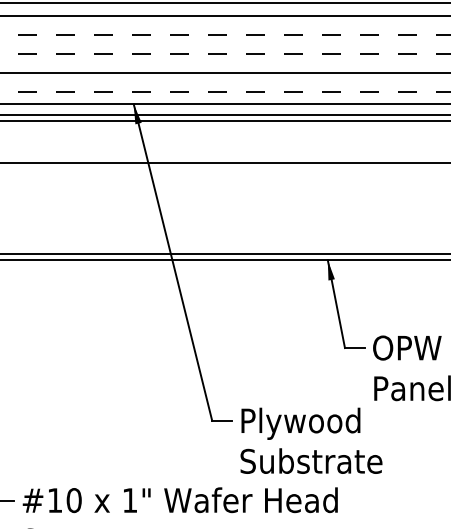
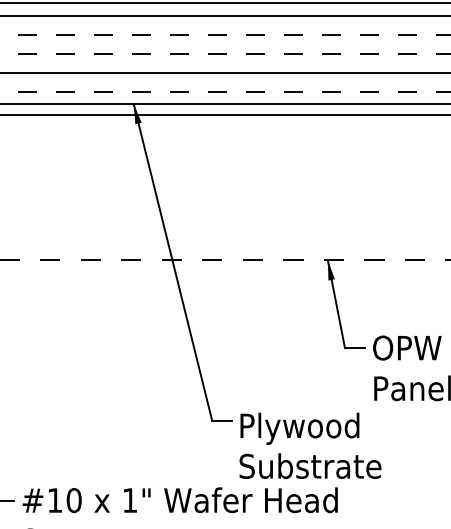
line: present -> none (224, 121)
line: present -> none (224, 162)
line: present -> none (224, 253)
line: solid -> dashed (225, 260)
text position: (311, 440) -> (310, 445) (310, 445)
